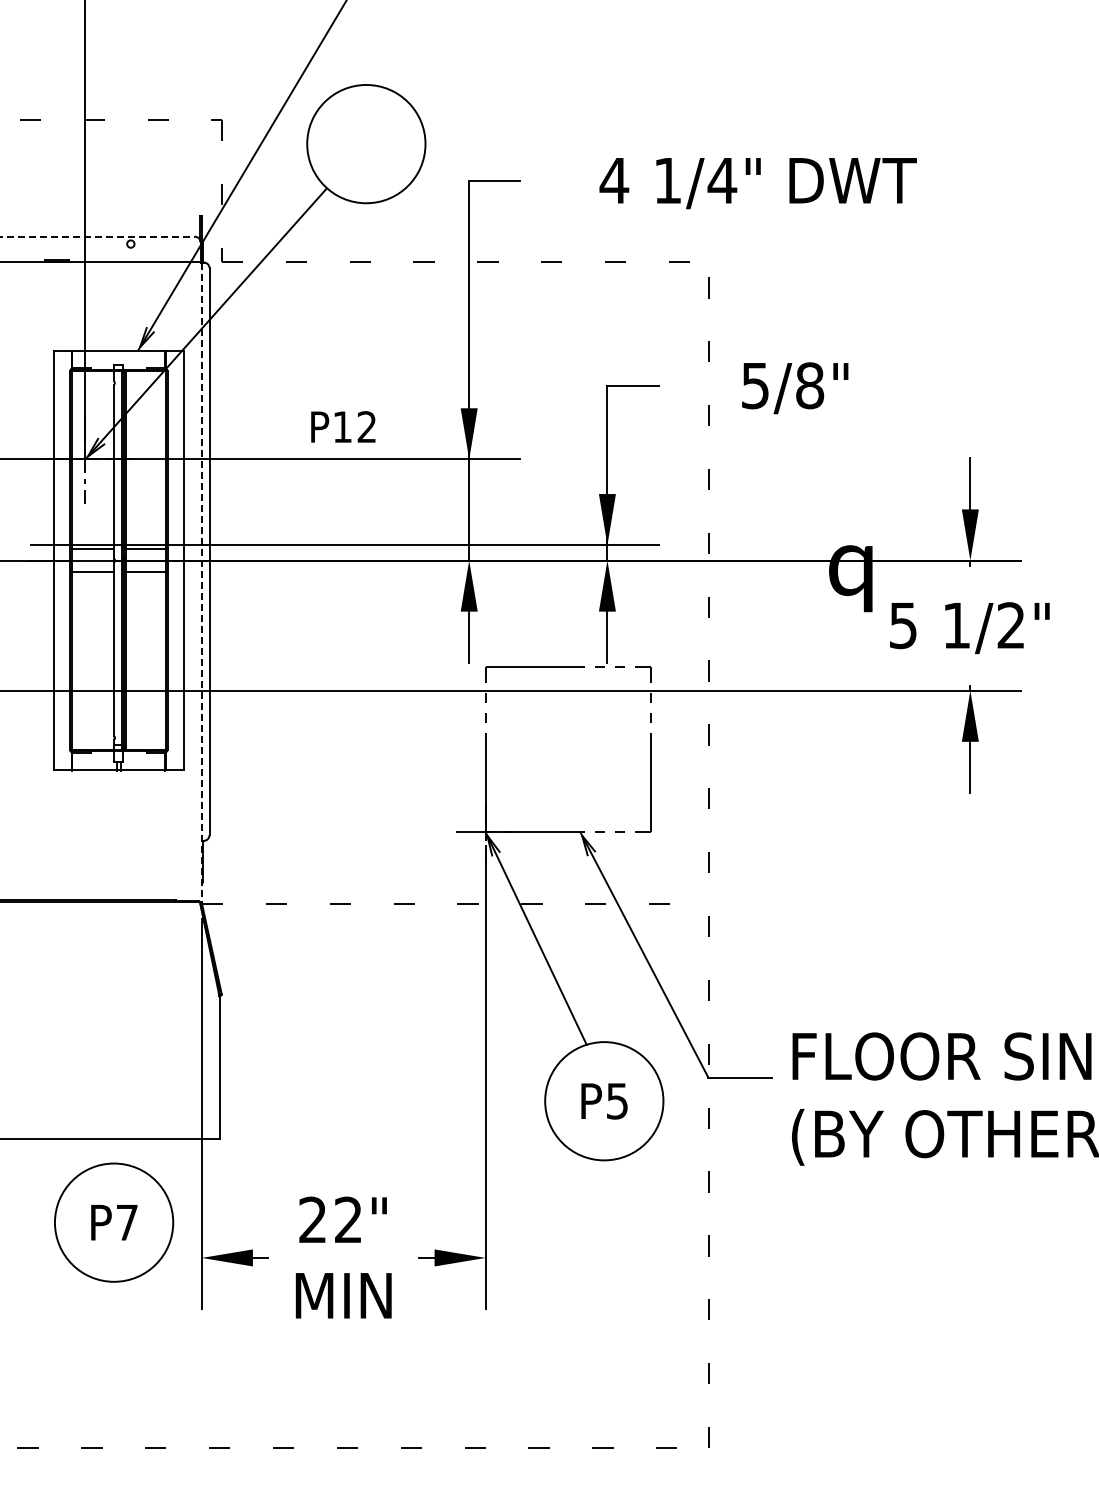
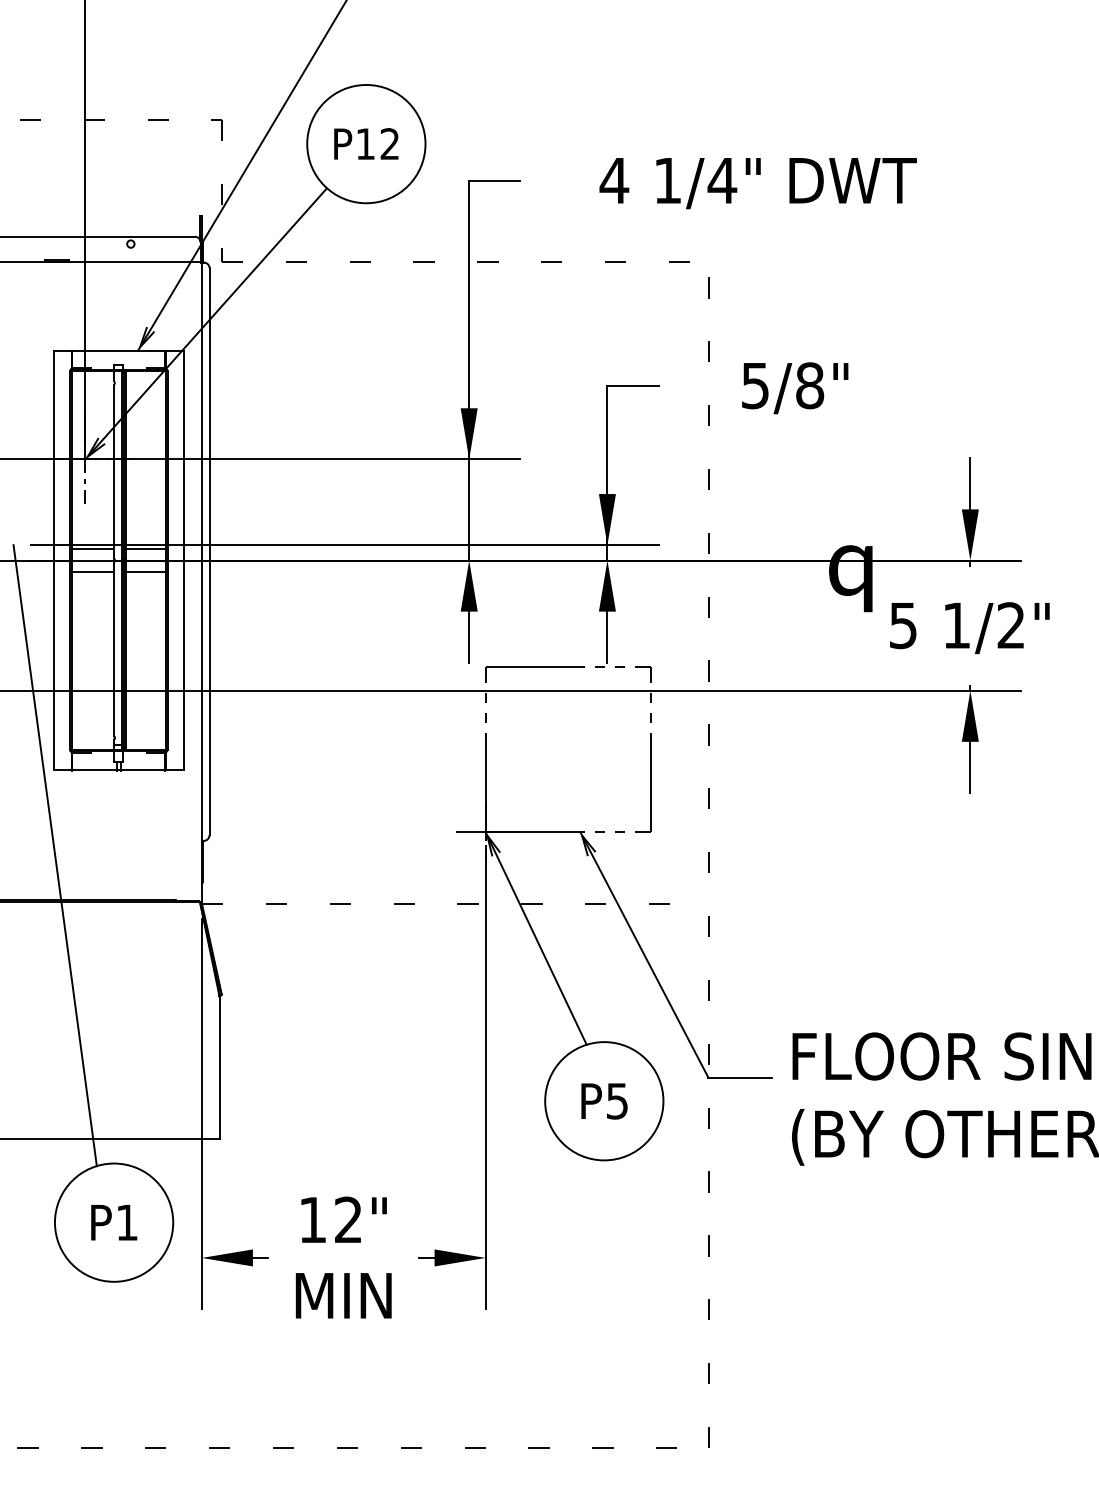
line: dashed -> solid (97, 236)
text position: (343, 426) -> (366, 143) (366, 143)
line: dashed -> solid (201, 583)
line: none -> present (54, 855)
text: 22" -> 12" (312, 1219)
text: P7 -> P1 (127, 1222)
